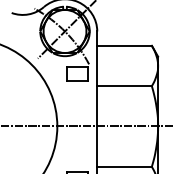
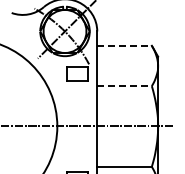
line: solid -> dashed (125, 45)
line: solid -> dashed (125, 86)
